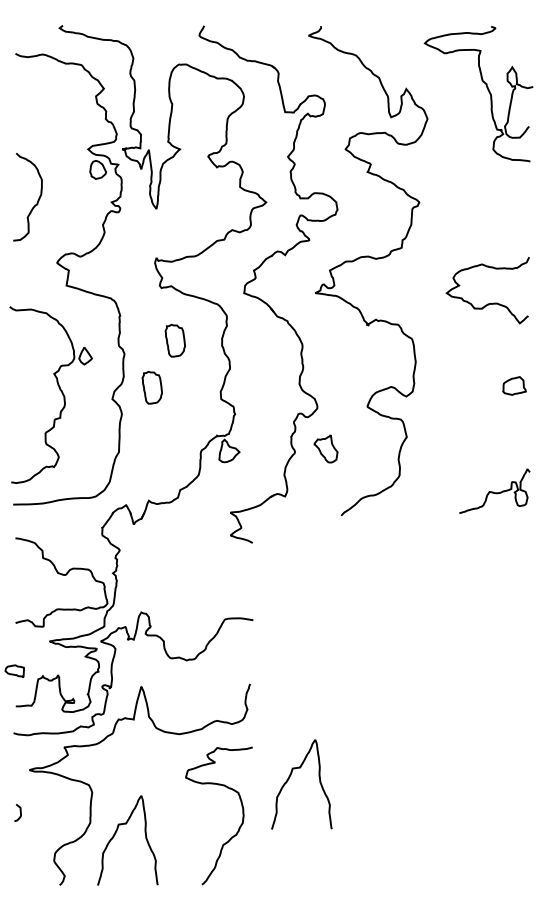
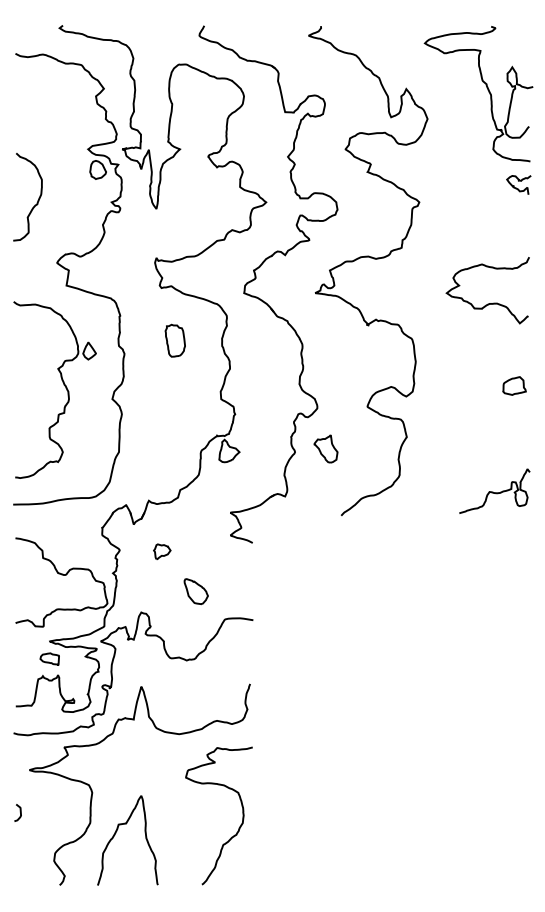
curve: none -> present (518, 181)
part: present -> none (151, 387)
part position: (59, 390) -> (63, 385) (63, 385)
part: none -> present (162, 551)
part: none -> present (195, 591)
part position: (14, 670) -> (49, 658) (49, 658)
curve: present -> none (289, 779)
